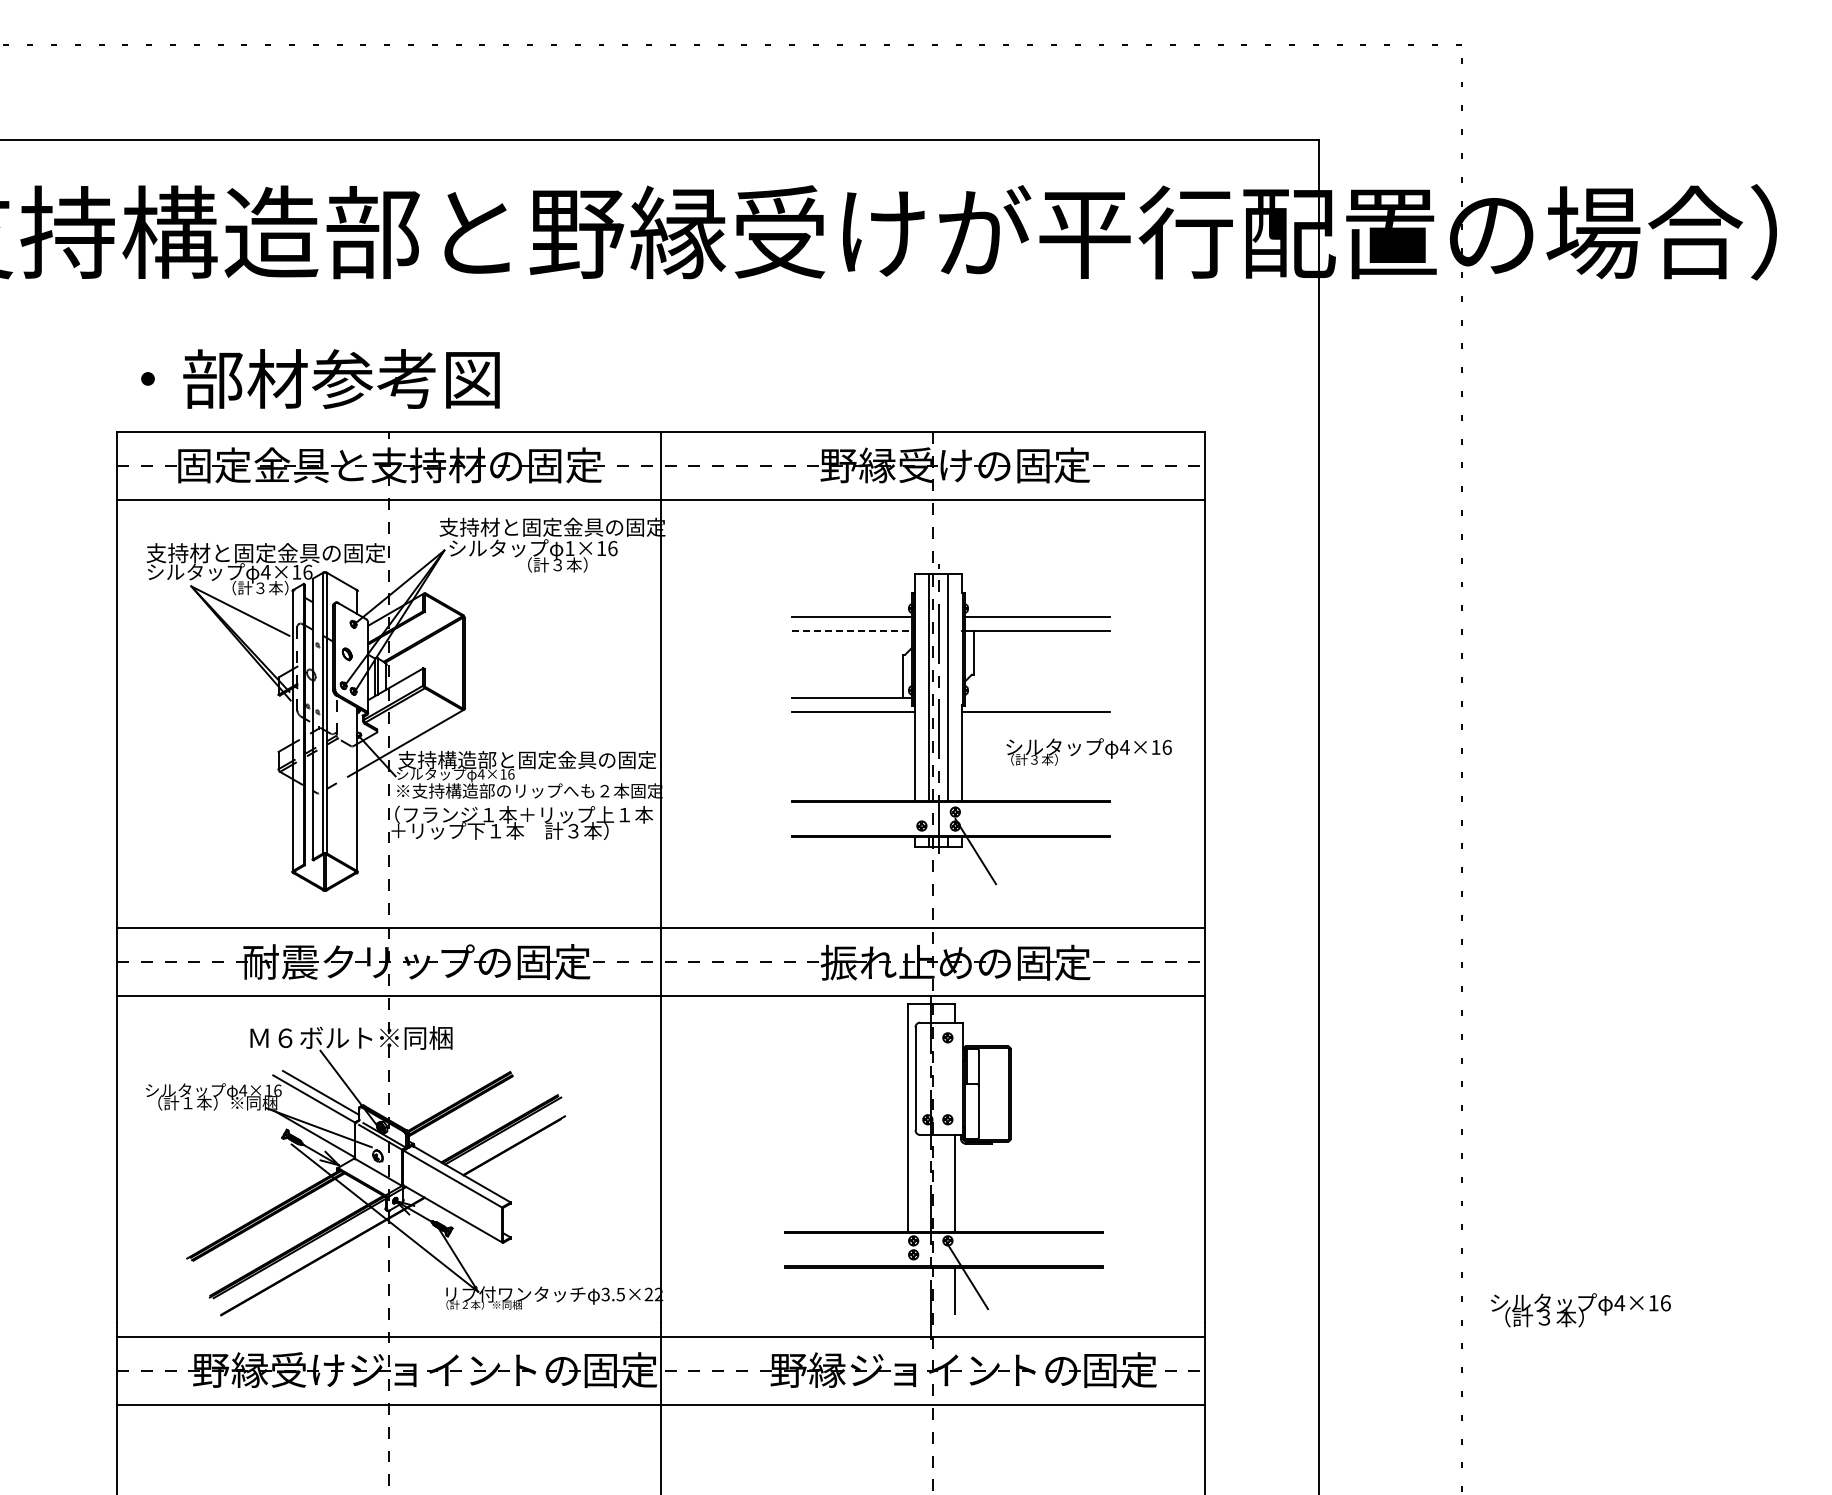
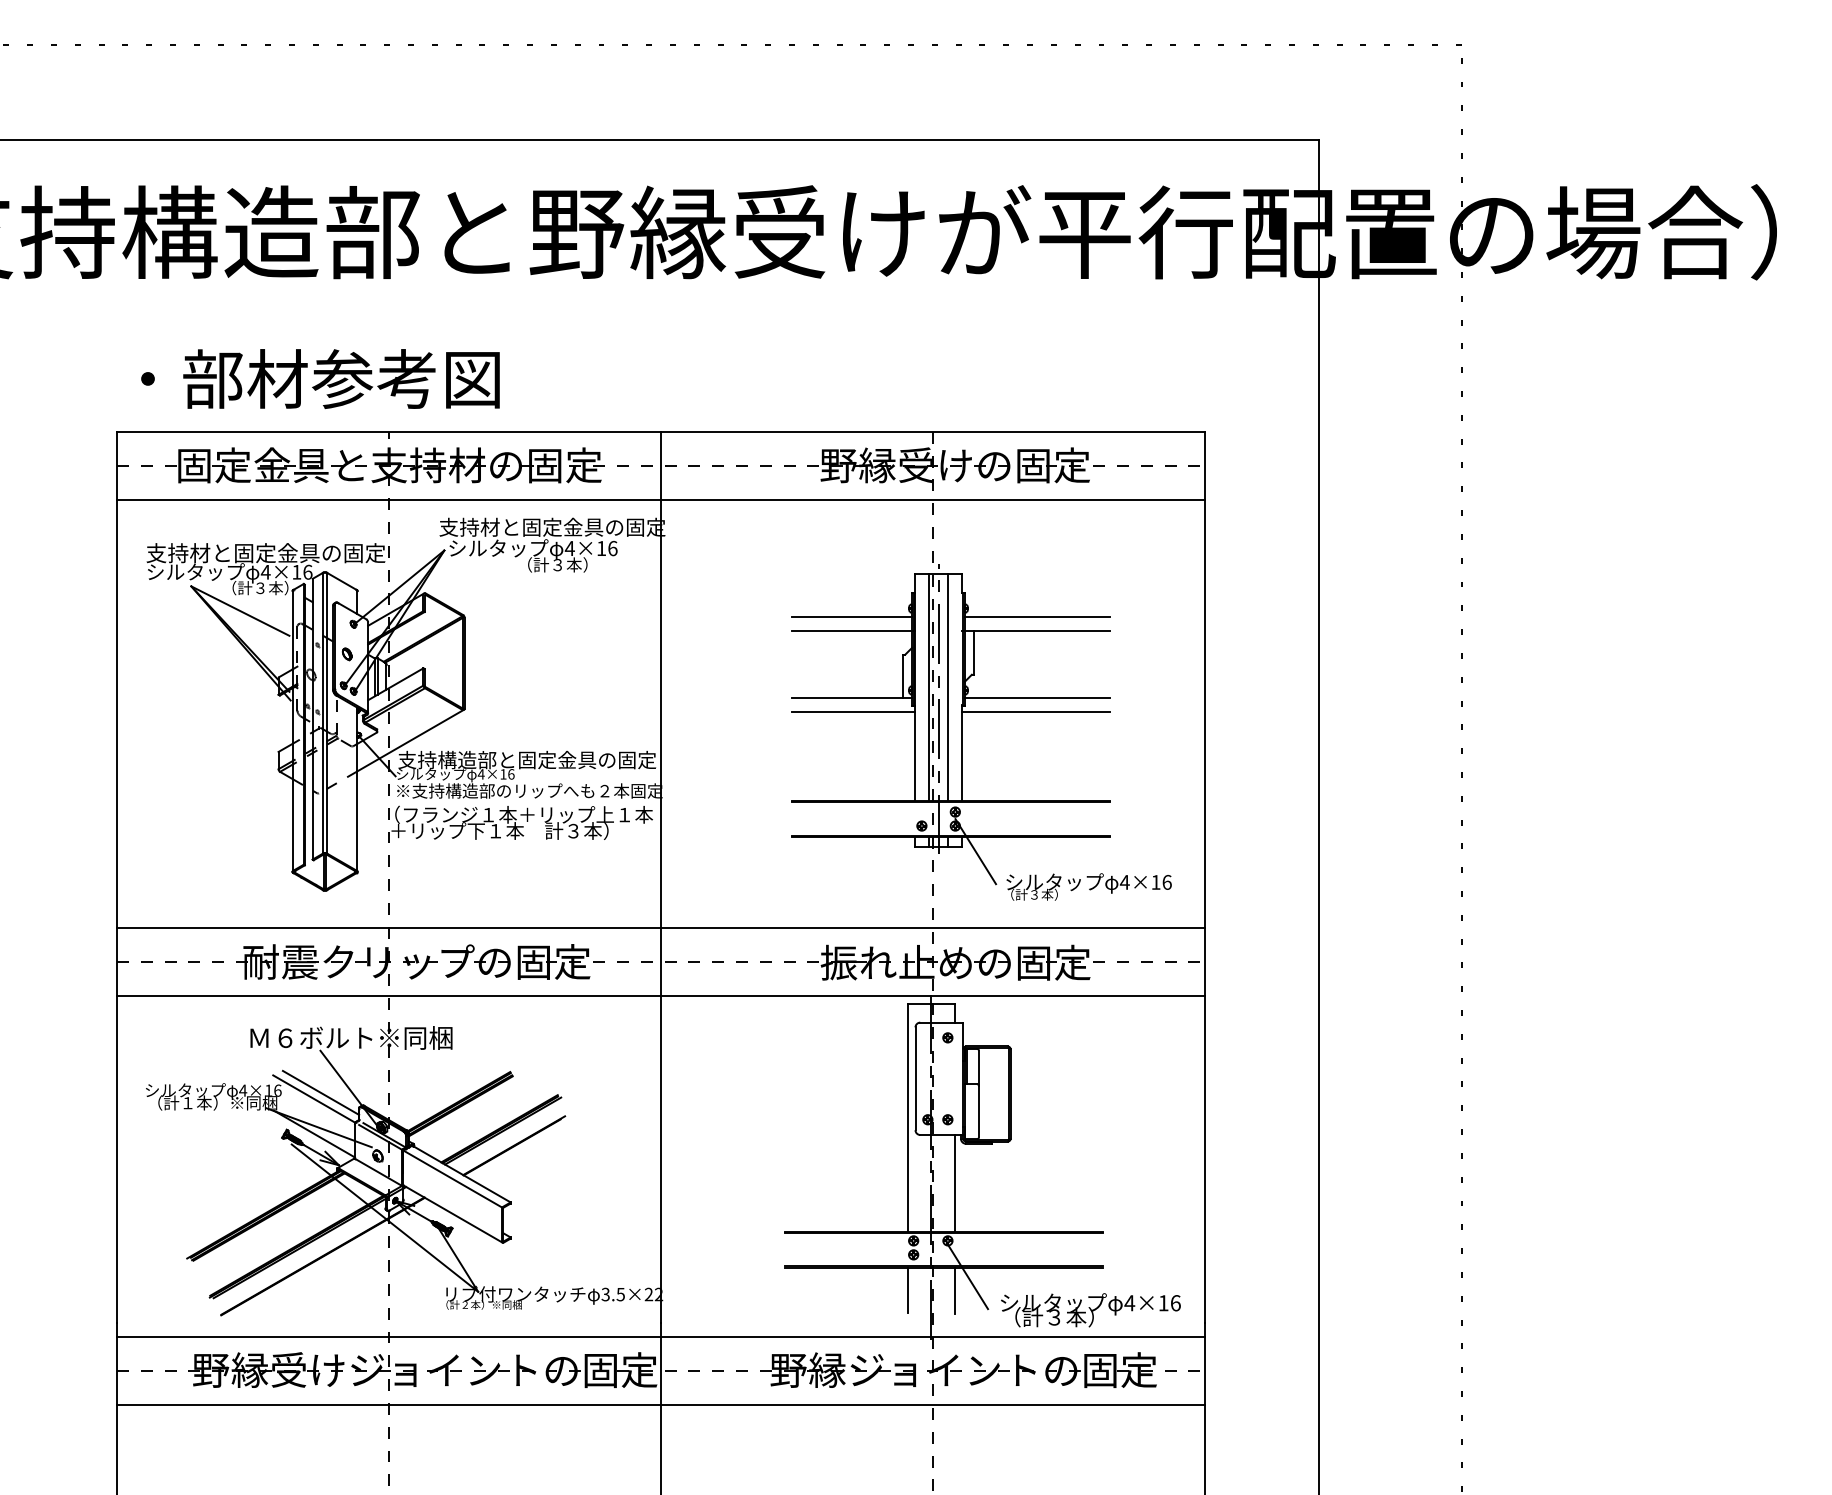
text: 1×16 -> 4×16 (569, 548)
line: dashed -> solid (853, 631)
line: none -> present (1036, 698)
text position: (1088, 751) -> (1088, 886) (1088, 886)
line: none -> present (907, 1289)
text position: (1580, 1310) -> (1090, 1310) (1090, 1310)
